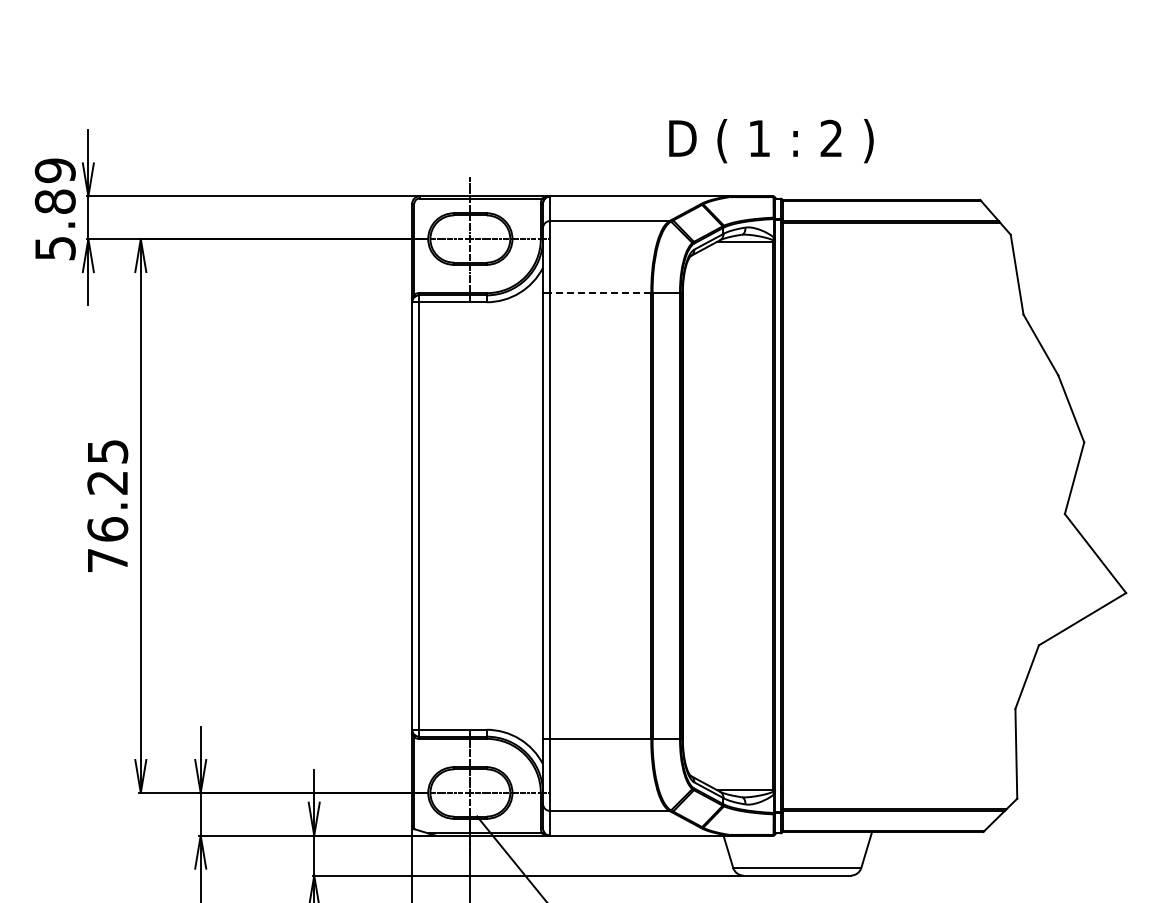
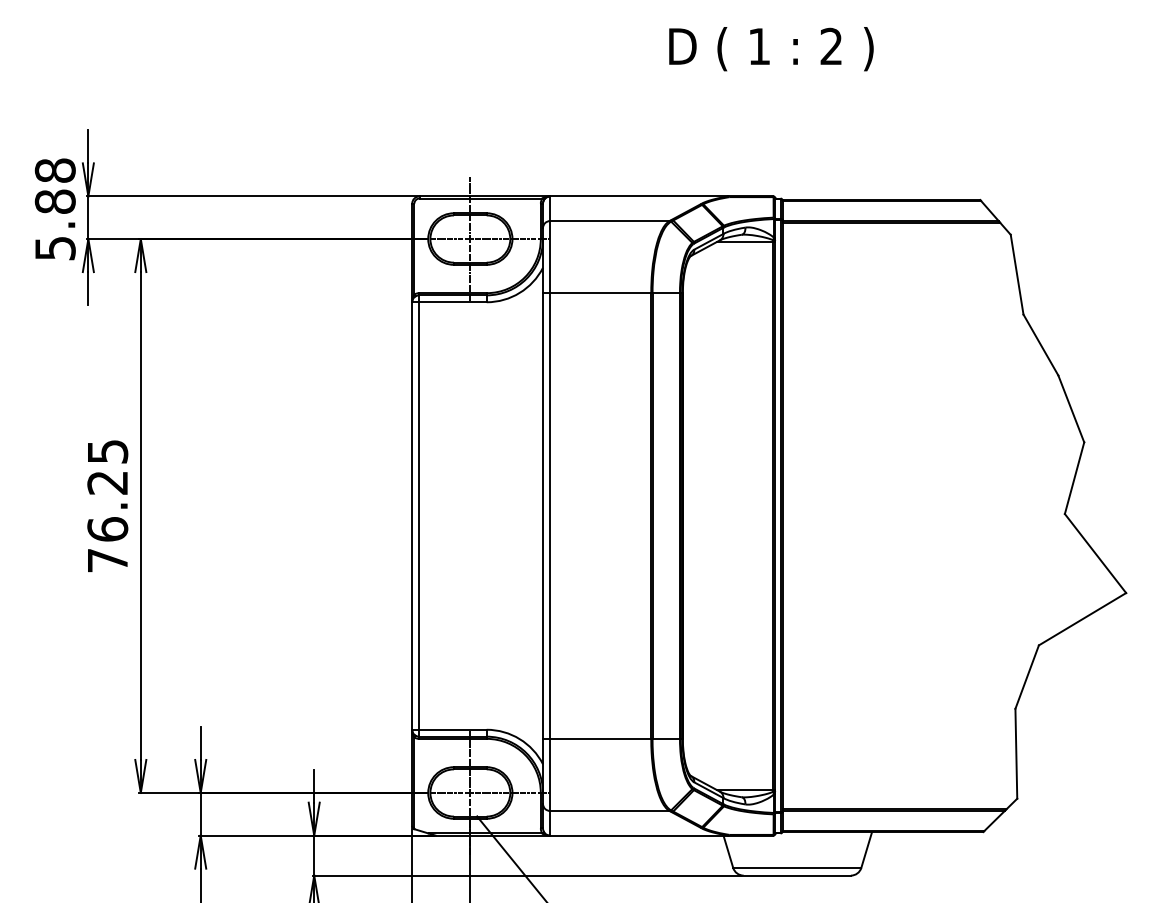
text position: (771, 141) -> (771, 49) (771, 49)
text: 5.89 -> 5.88 (55, 170)
line: dashed -> solid (600, 292)
